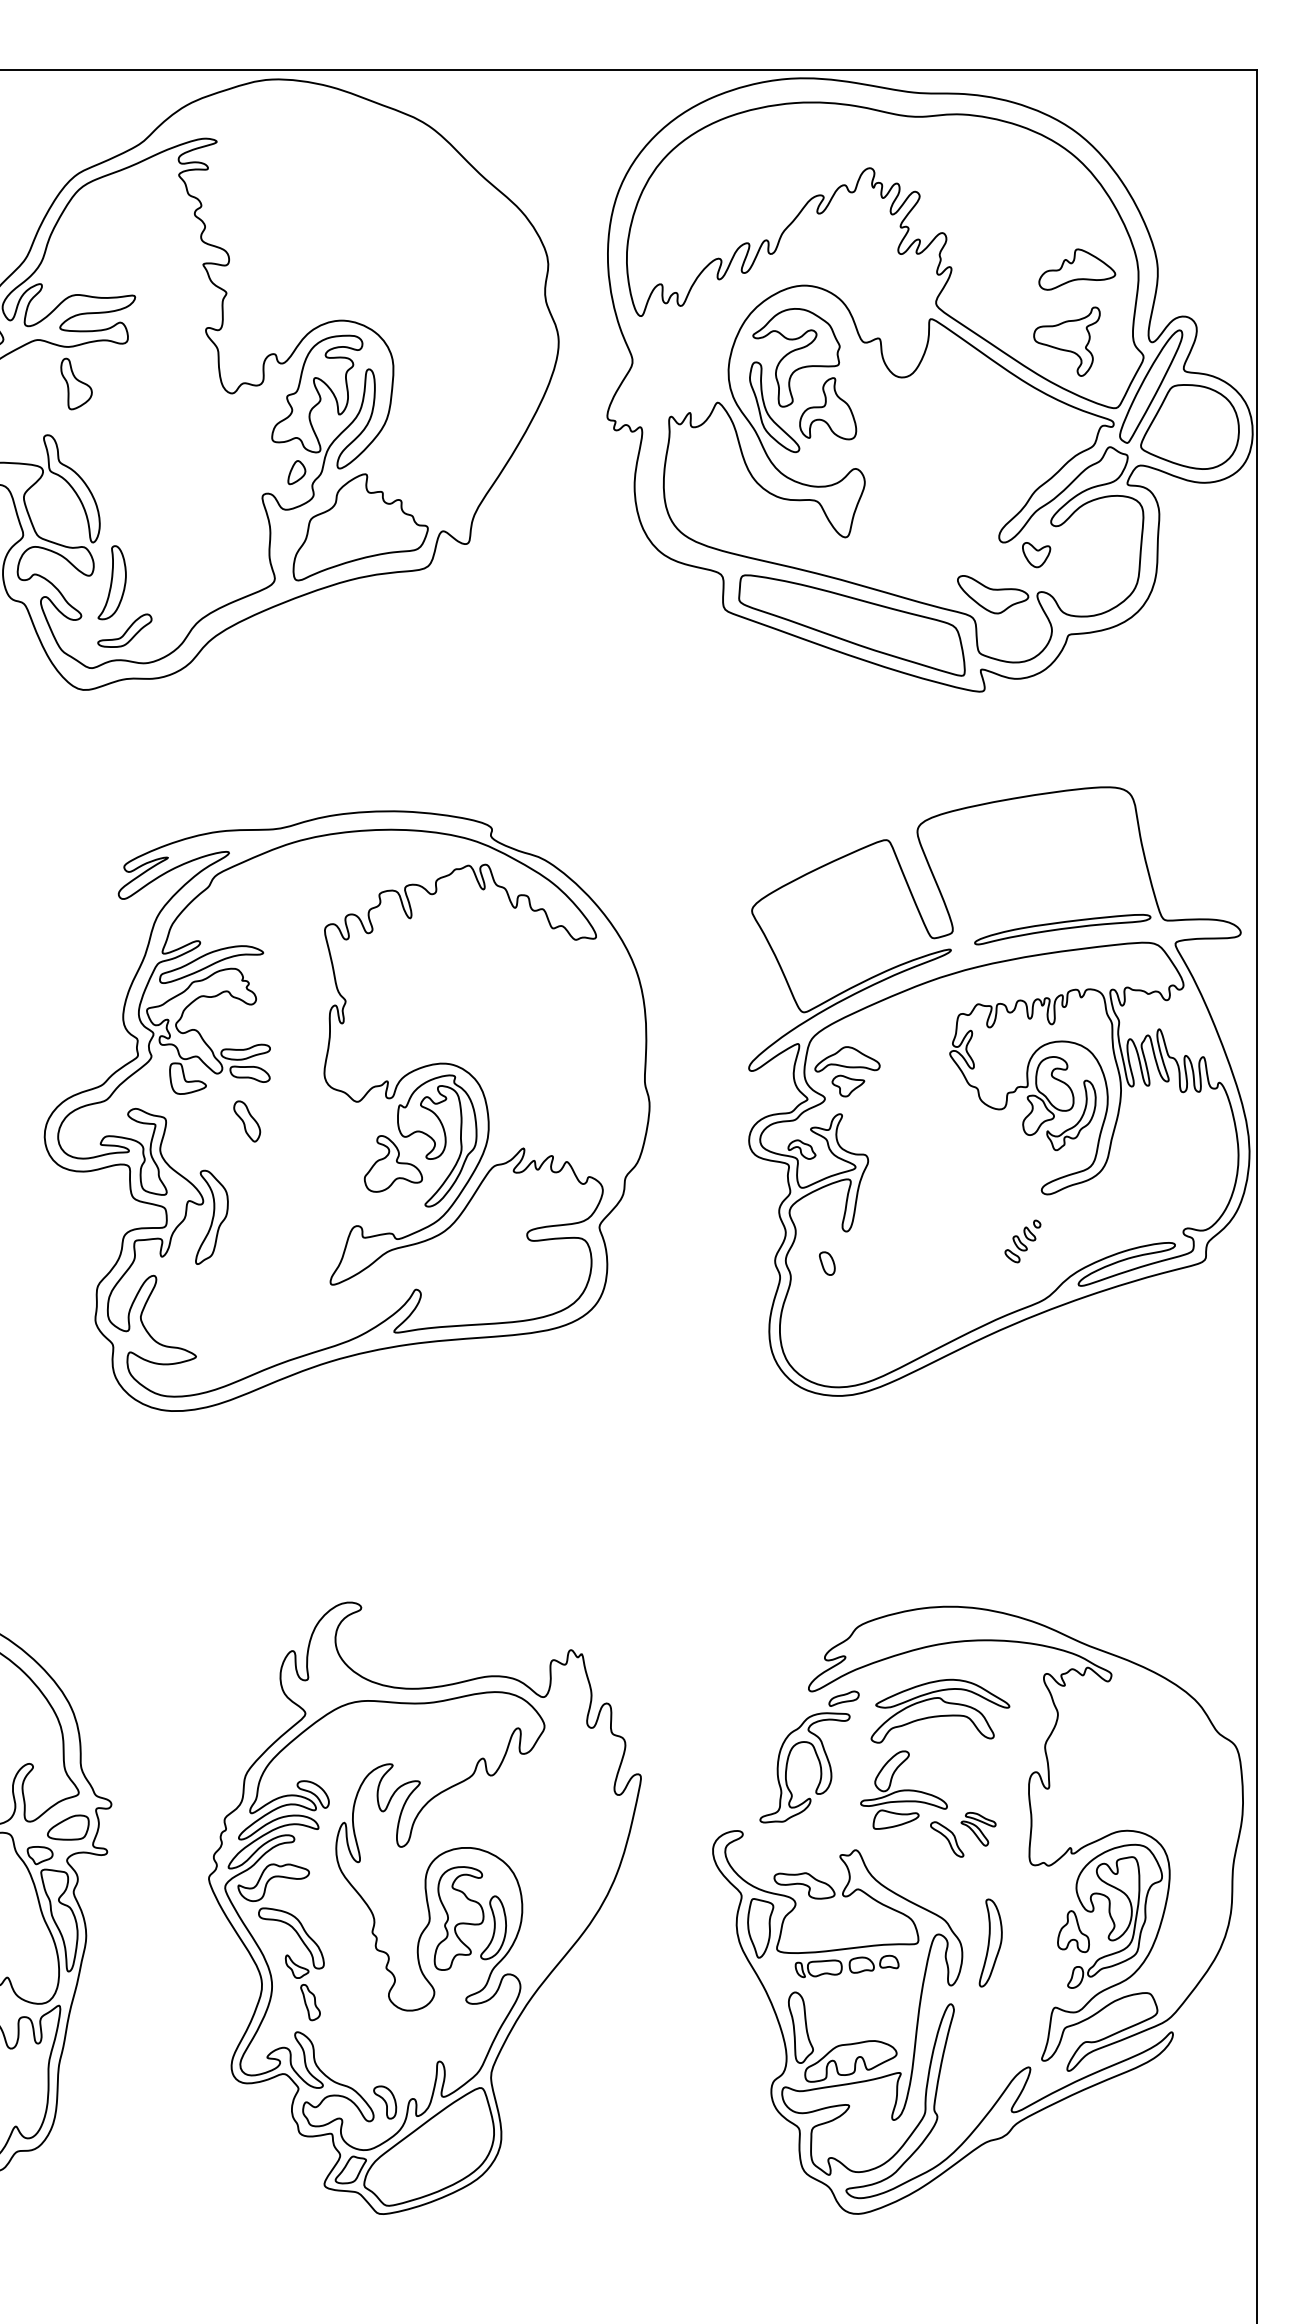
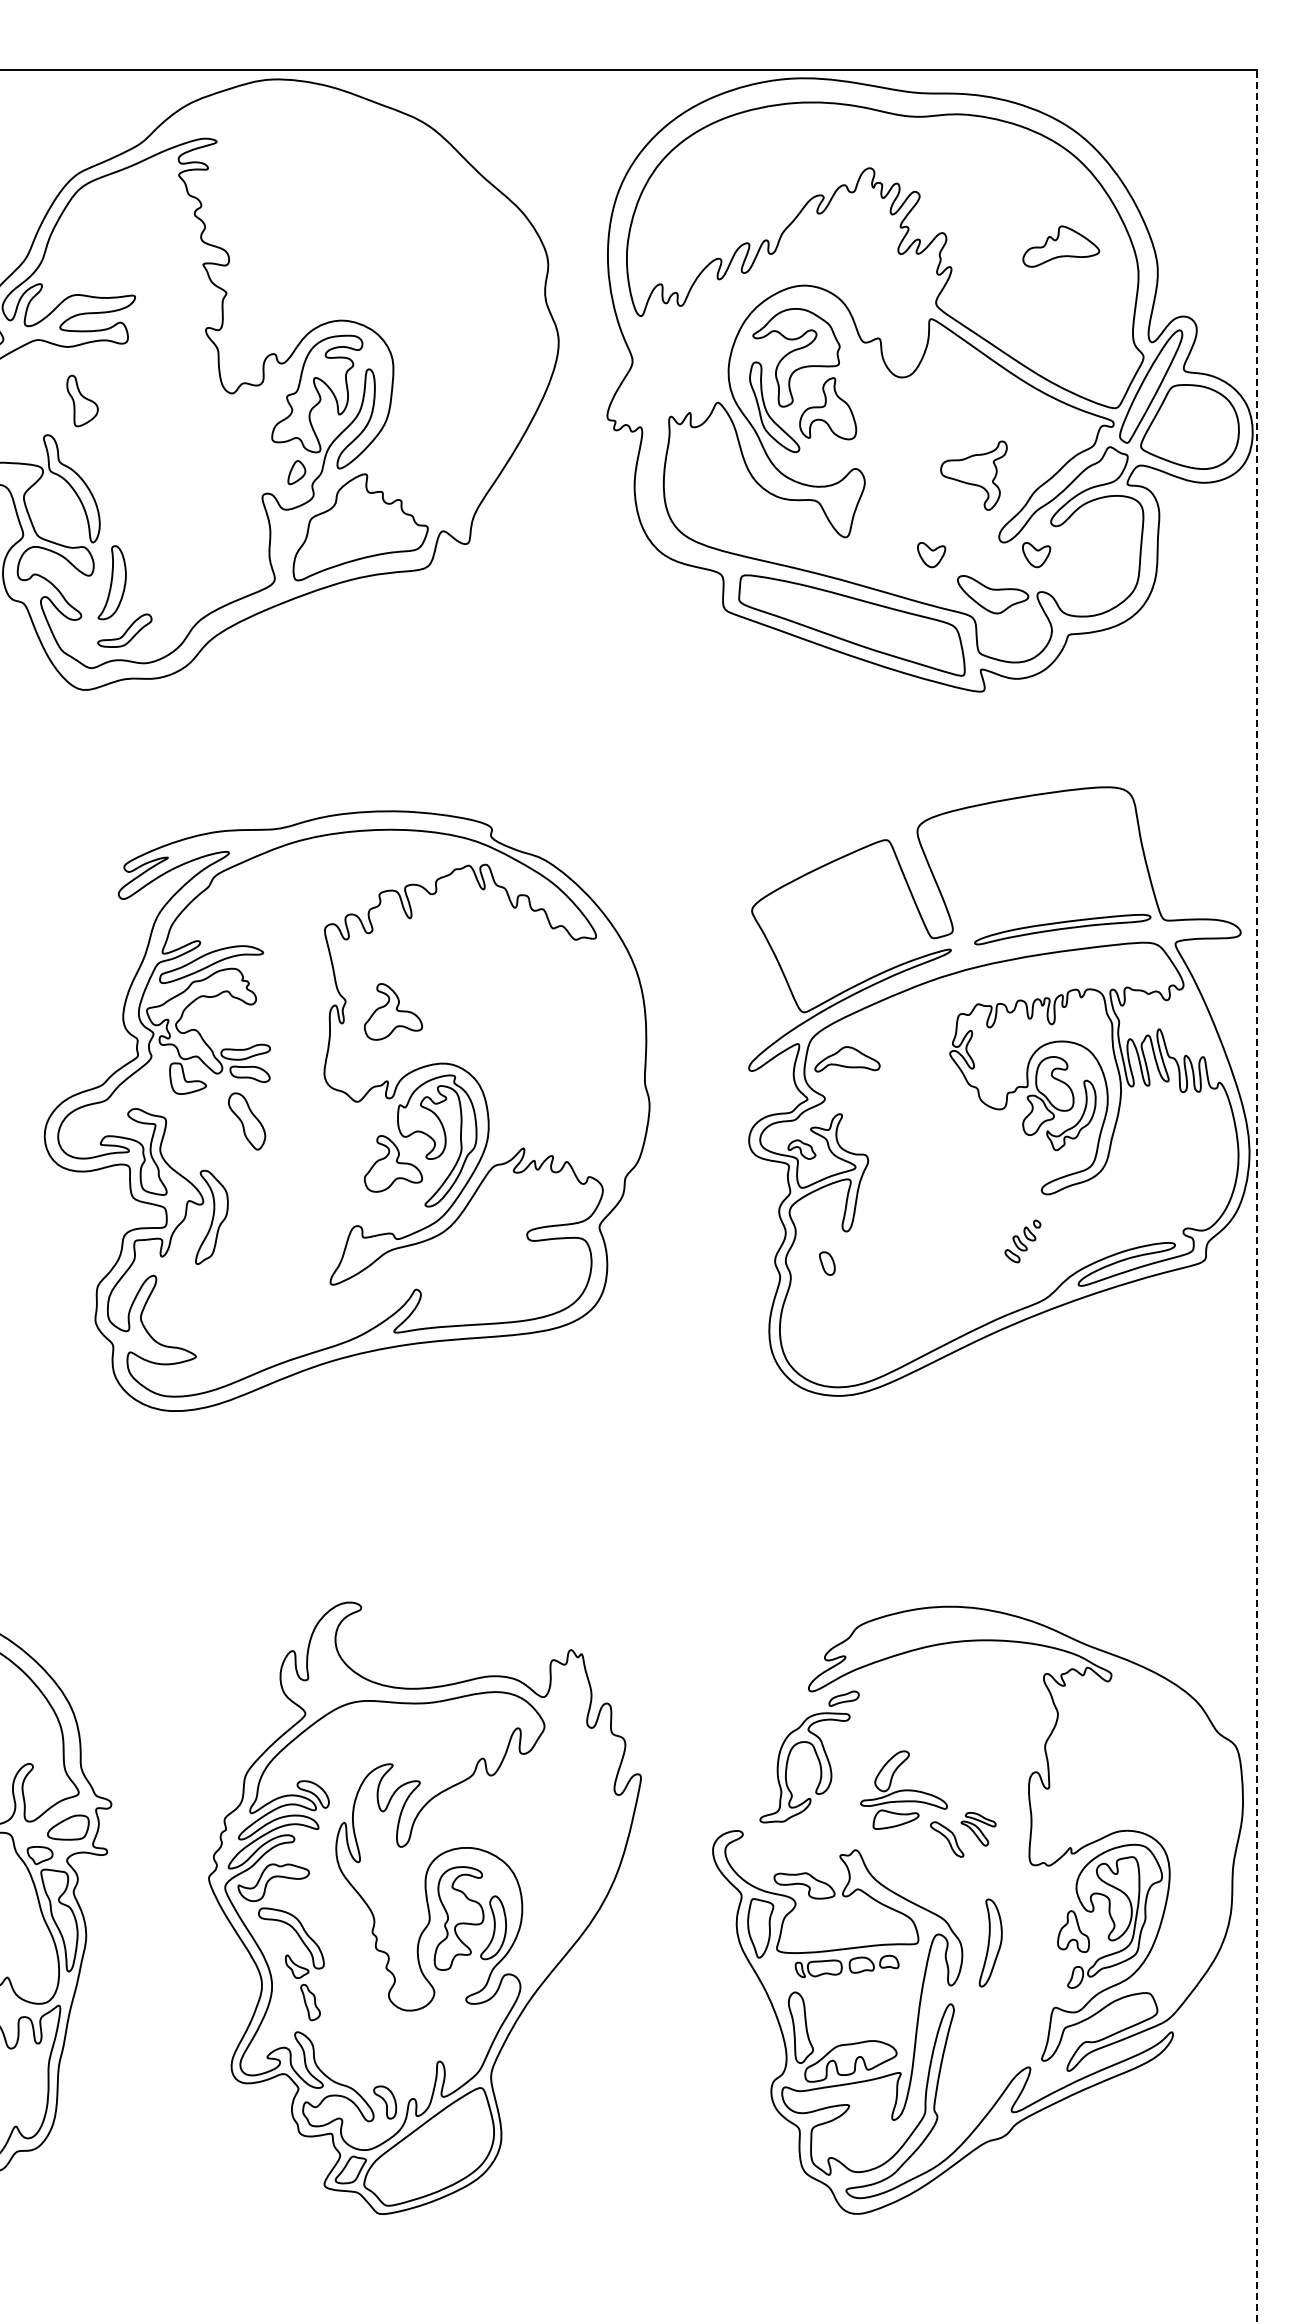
part position: (1077, 269) -> (1061, 246) (1061, 246)
part position: (1066, 341) -> (973, 475) (973, 475)
part position: (76, 383) -> (82, 400) (82, 400)
part: none -> present (931, 555)
part: none -> present (392, 1011)
part: present -> none (848, 1085)
part size: 29x43 px -> 39x59 px (247, 1121)
line: solid -> dashed (1256, 1196)
part: present -> none (940, 1710)
